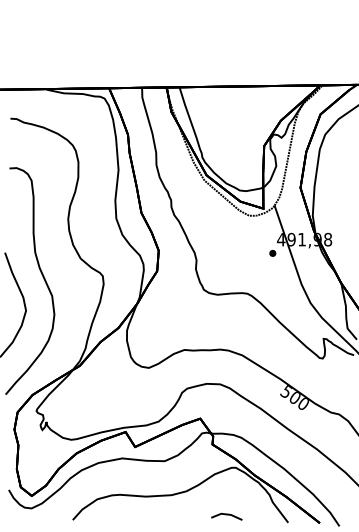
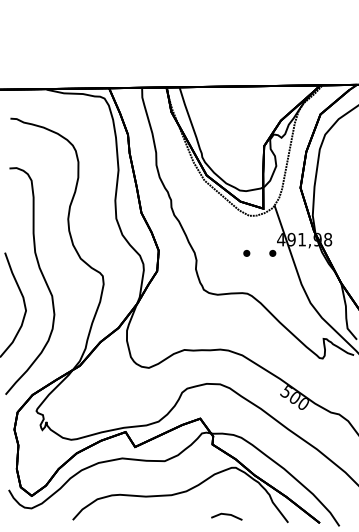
part: none -> present (246, 253)
